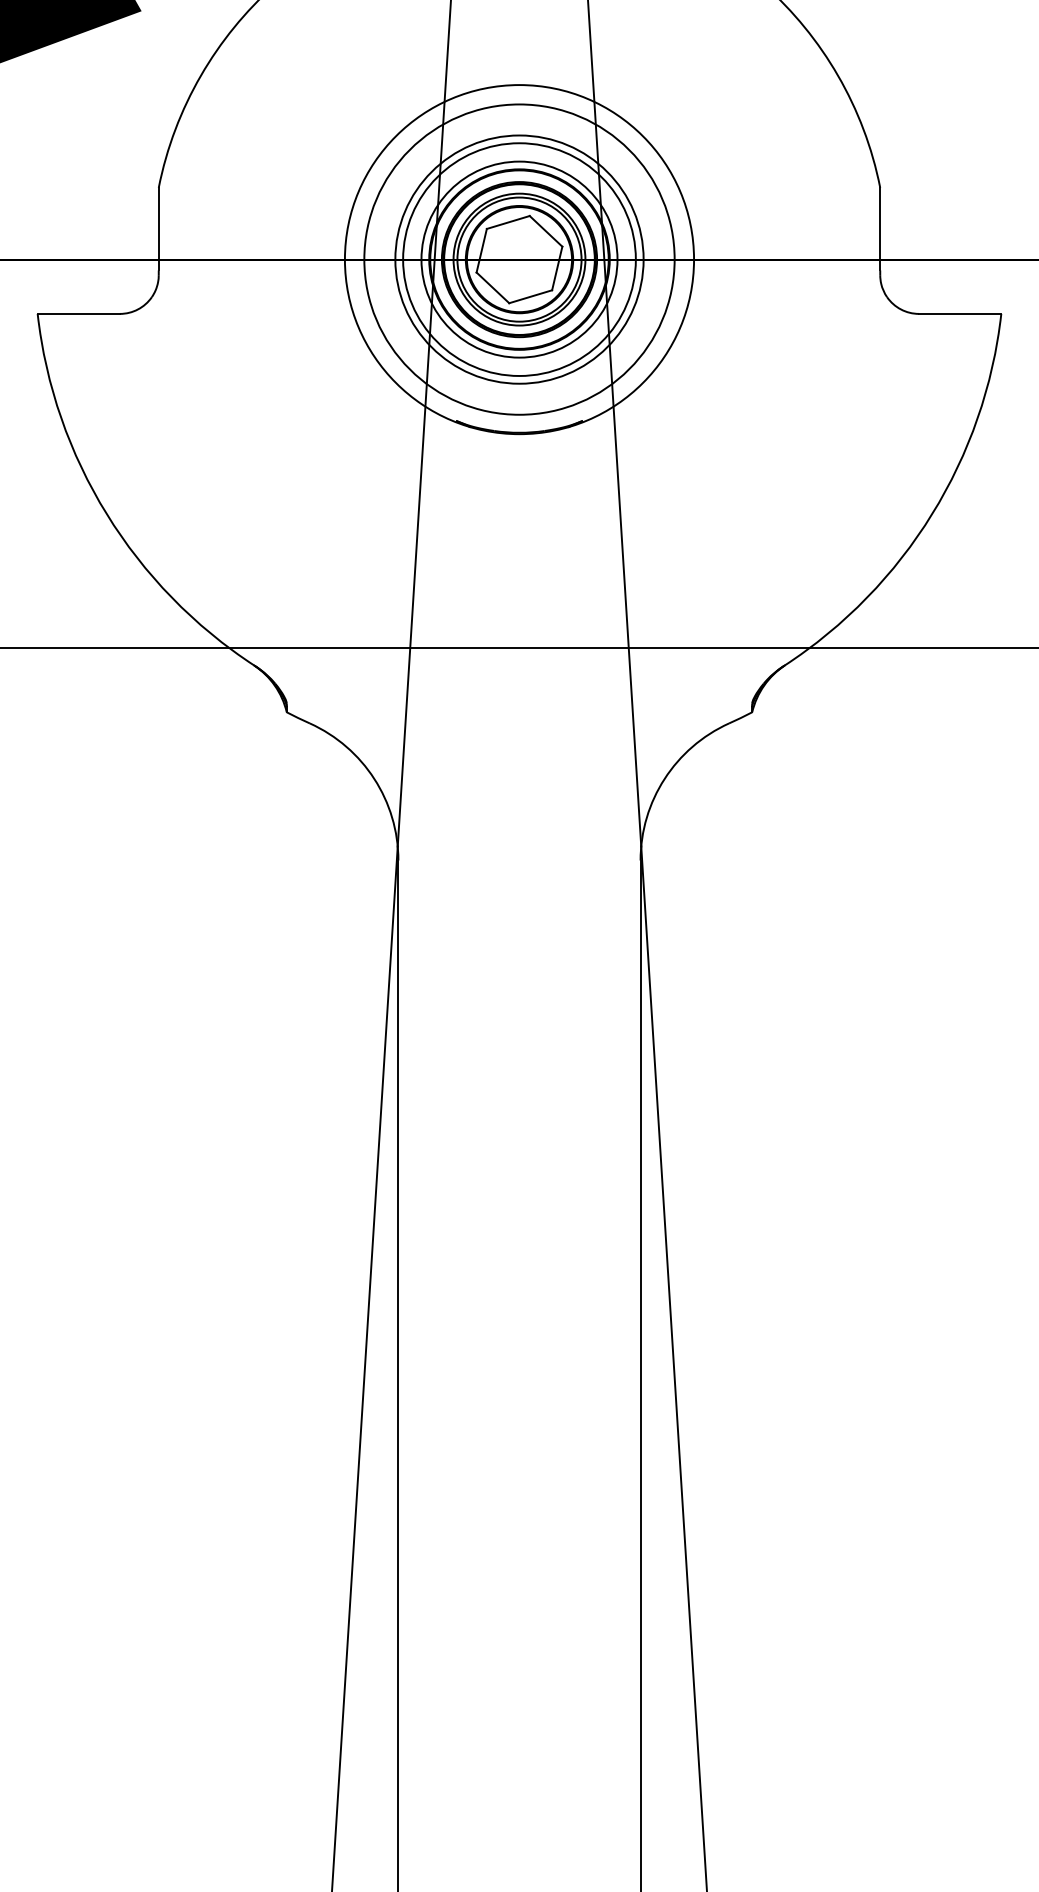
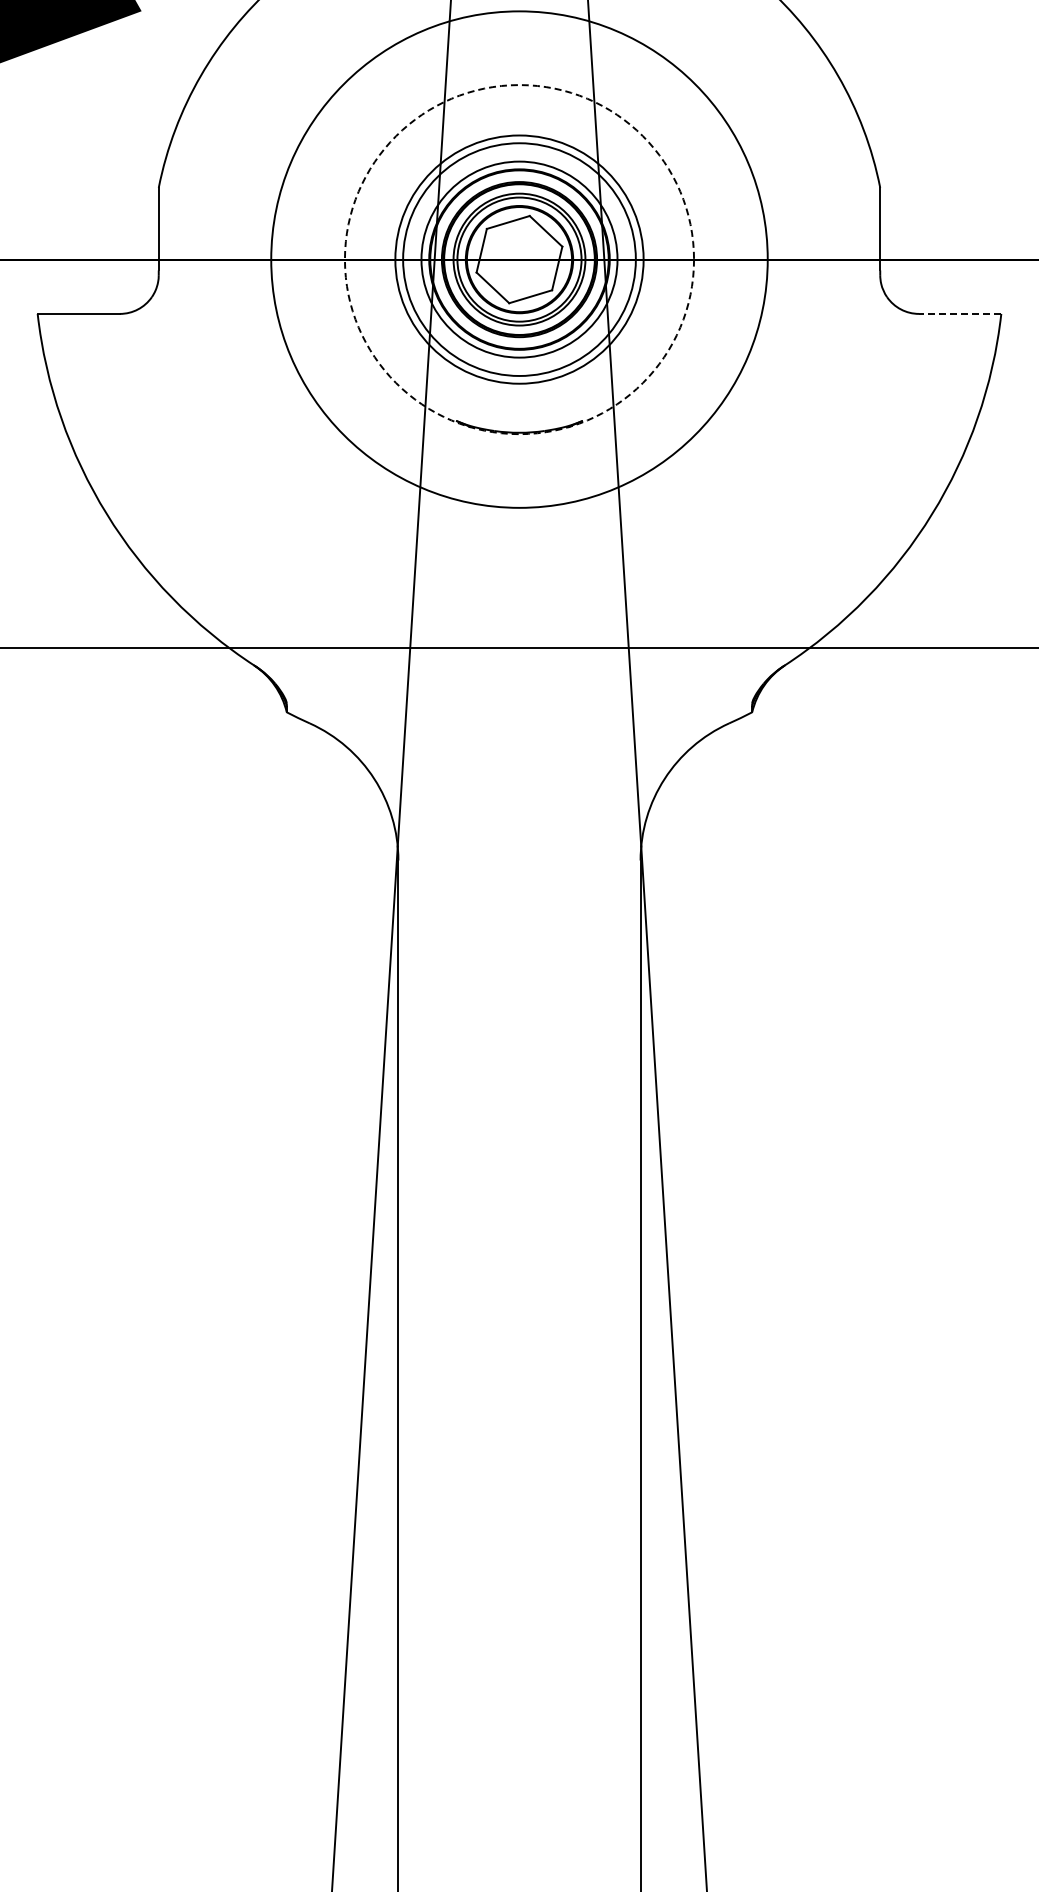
circle diameter: 310 px -> 497 px (519, 259)
circle: solid -> dashed (519, 259)
line: solid -> dashed (959, 313)
